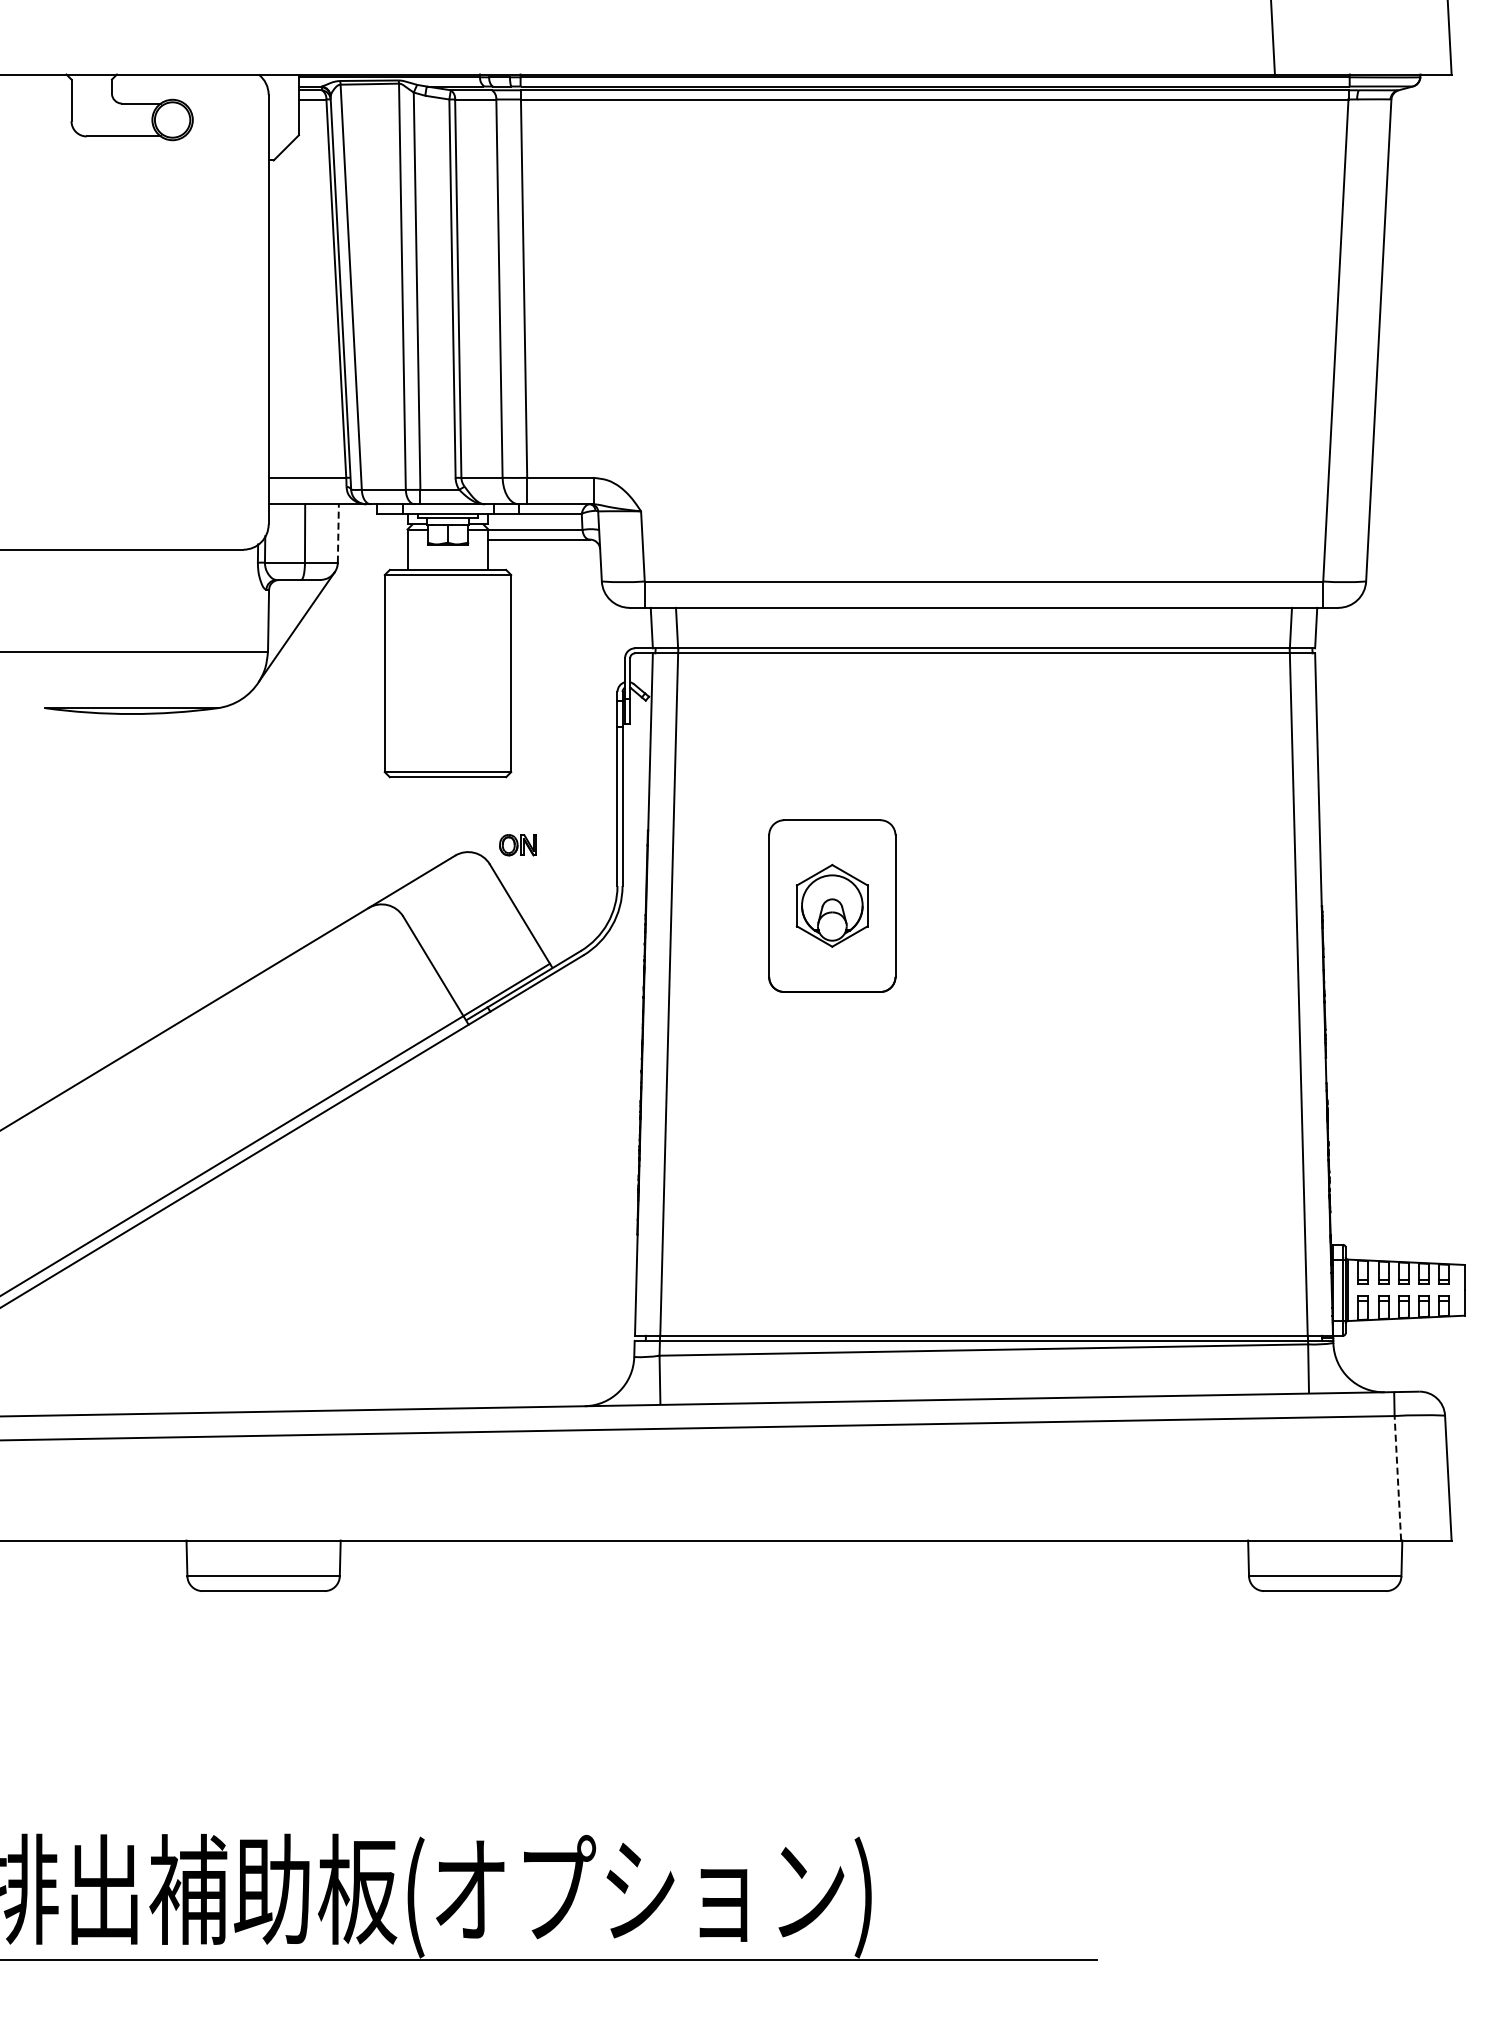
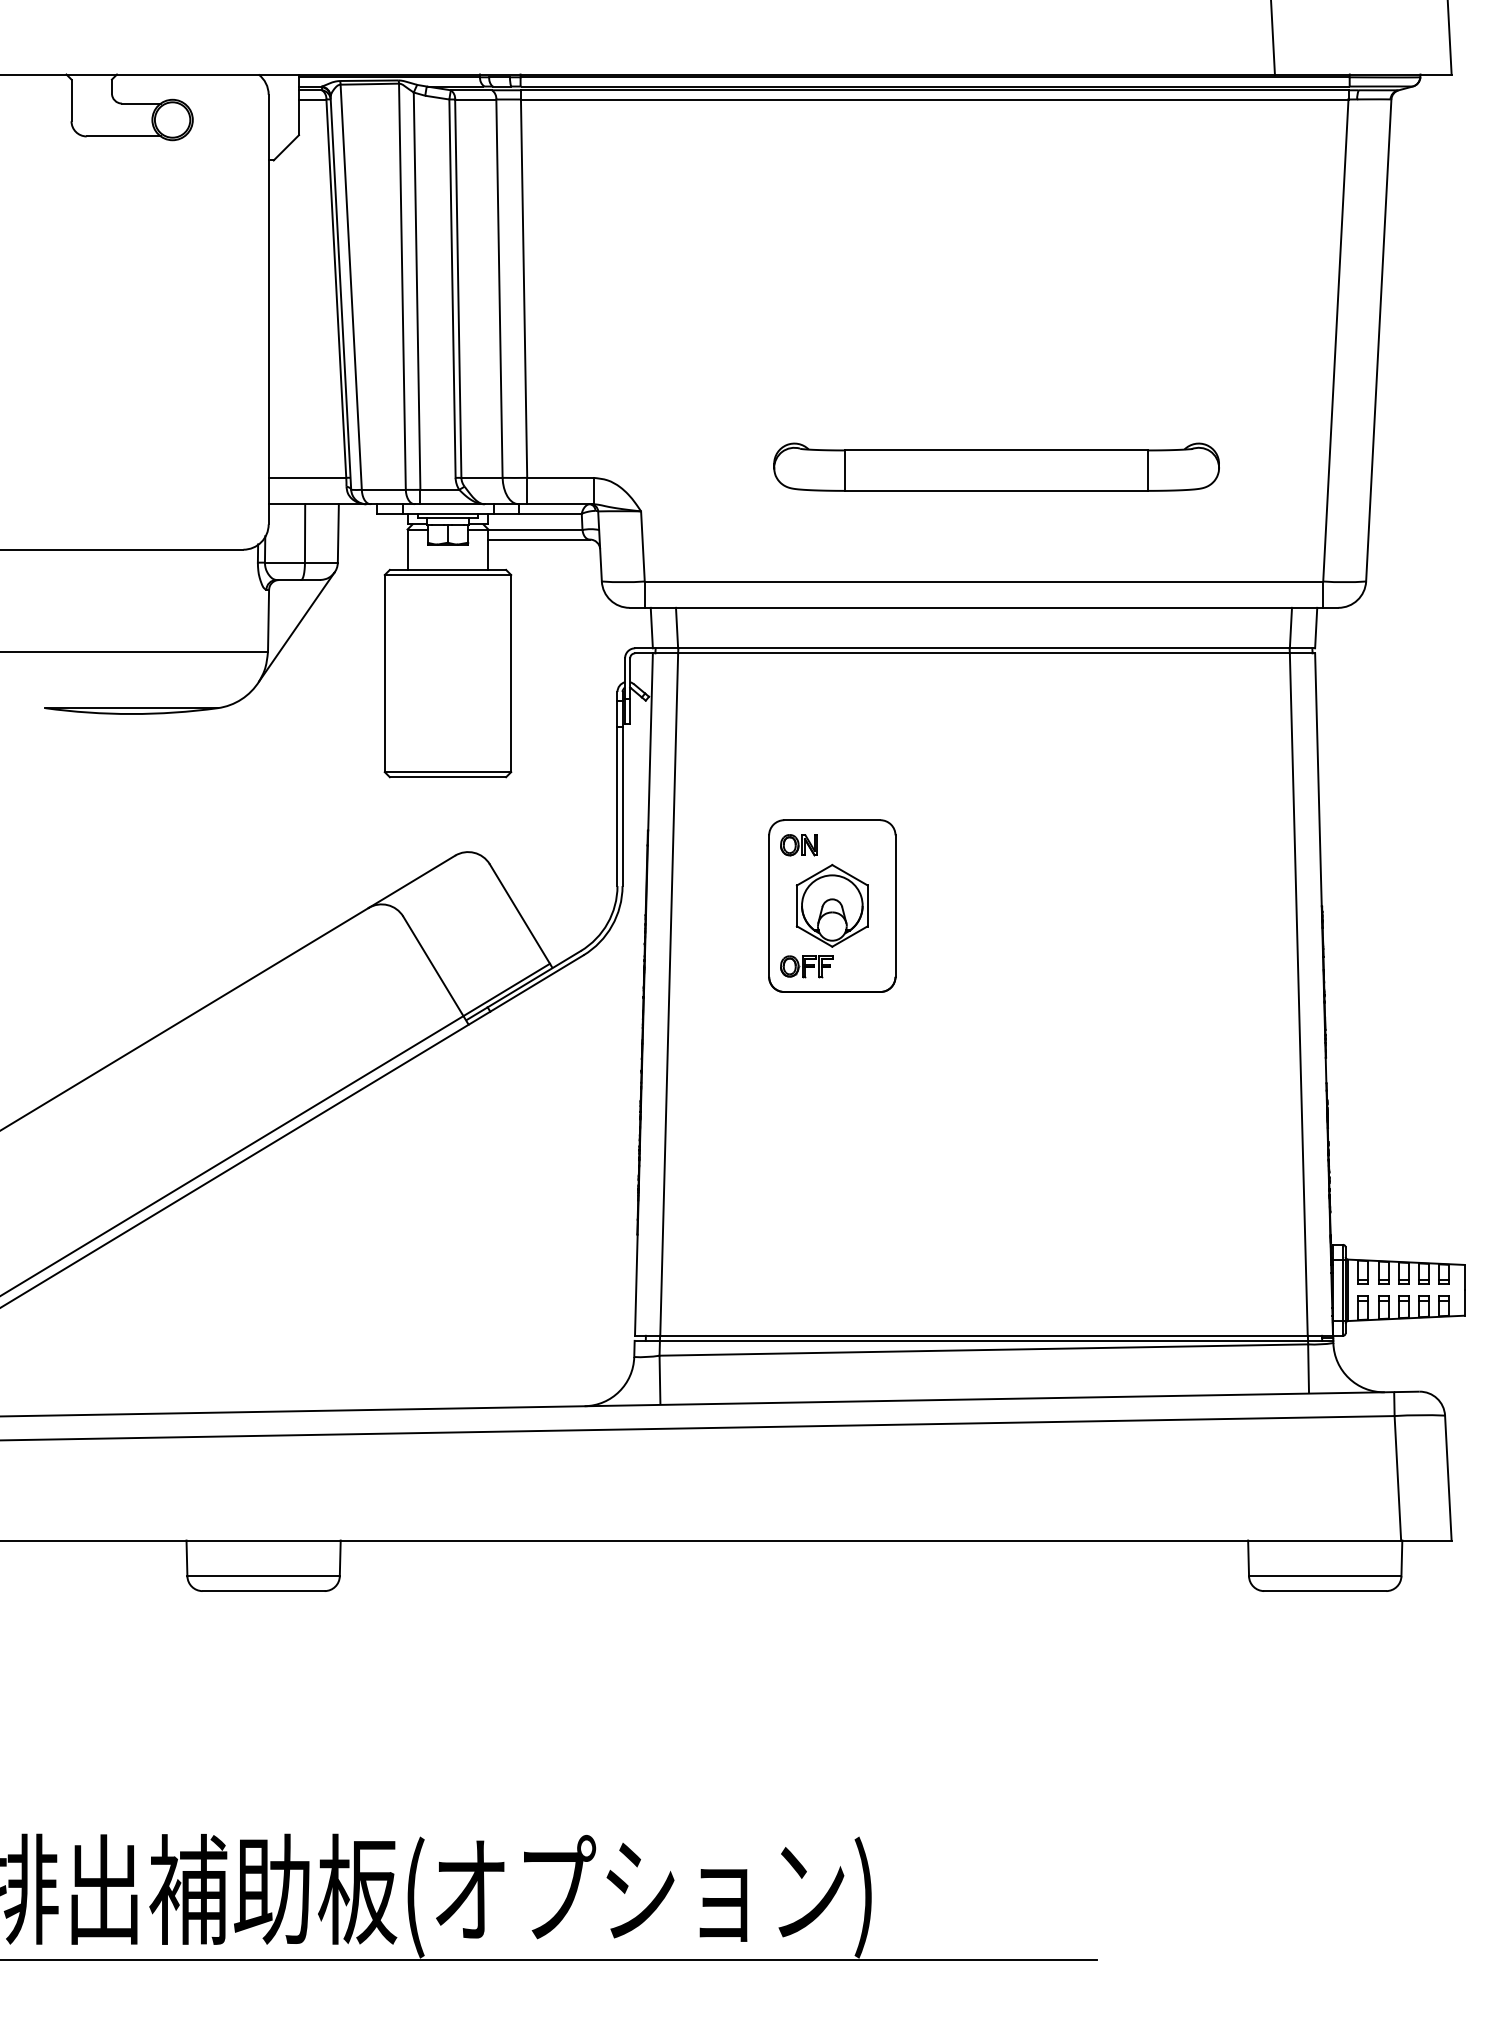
part: none -> present (996, 466)
line: dashed -> solid (338, 532)
part position: (517, 845) -> (798, 845) (798, 845)
part: none -> present (806, 966)
line: dashed -> solid (1397, 1477)
